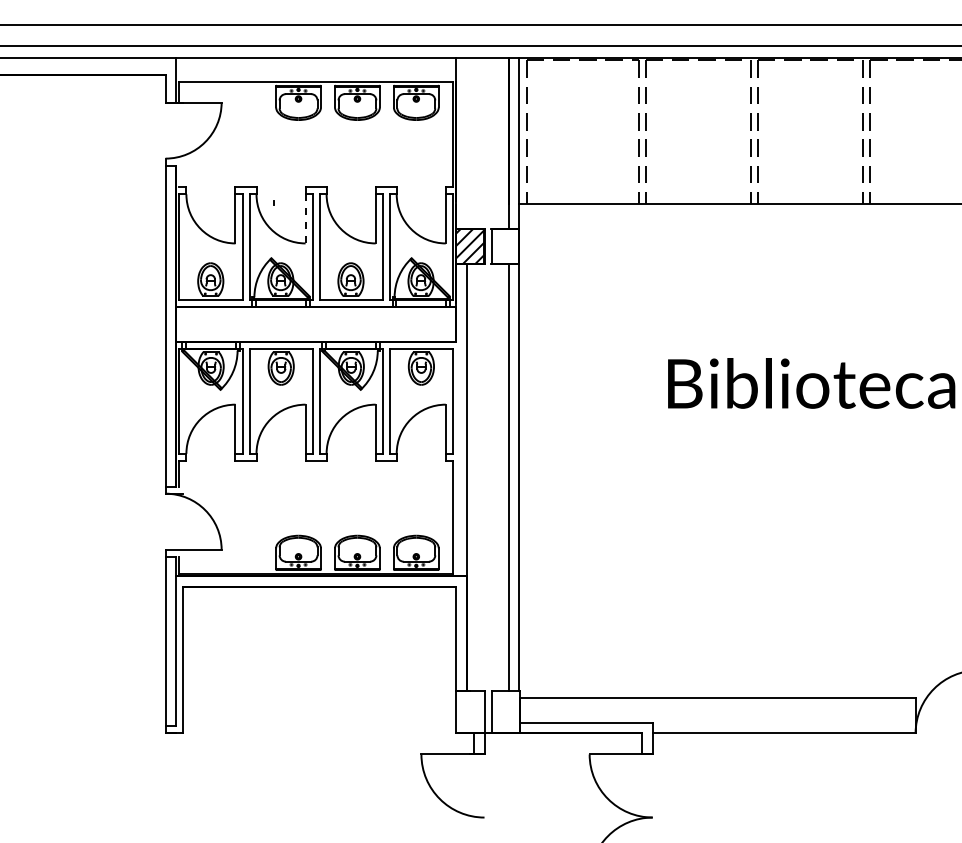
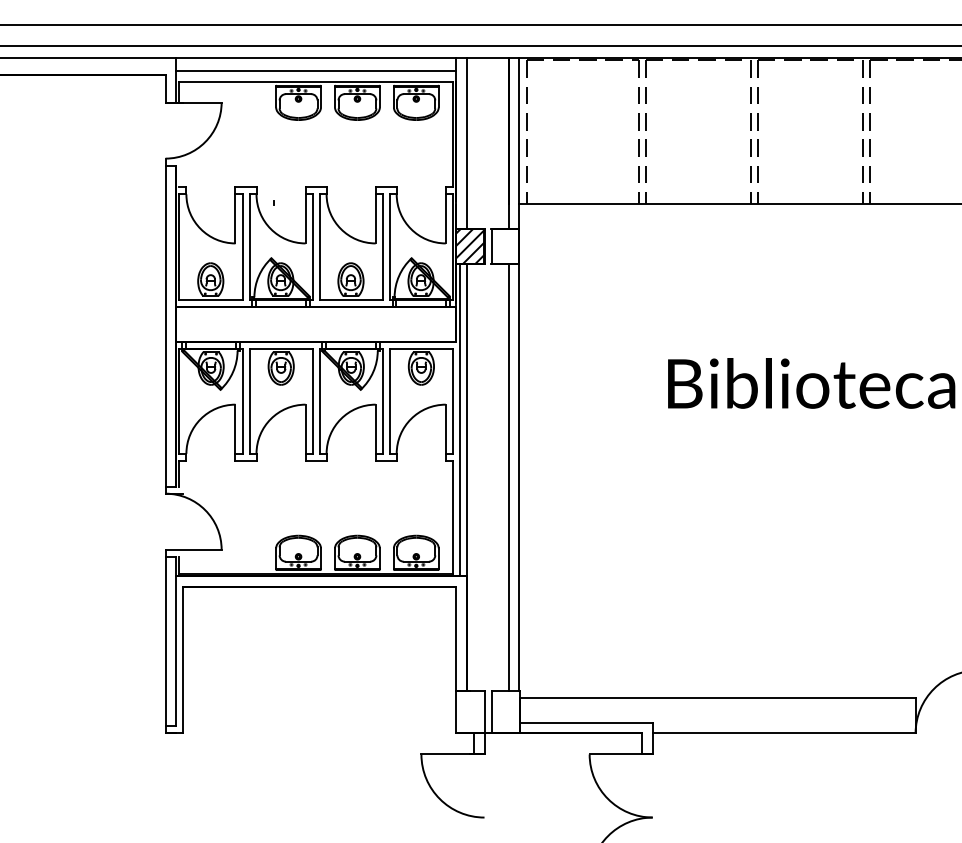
line: none -> present (316, 71)
line: none -> present (467, 142)
line: dashed -> solid (305, 218)
line: none -> present (459, 419)
